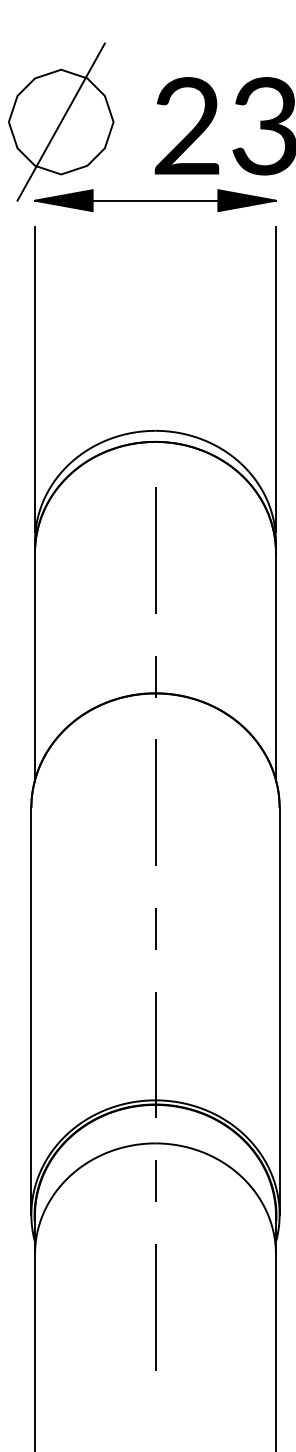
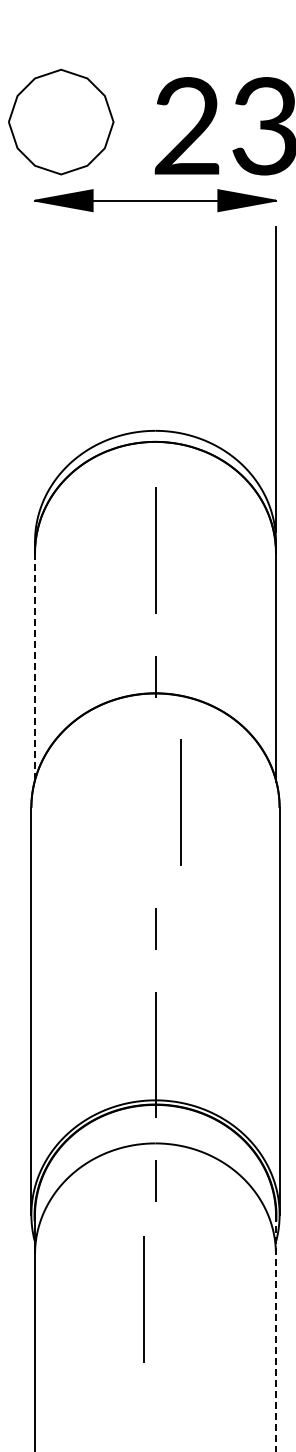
line: present -> none (60, 121)
line: present -> none (35, 378)
line: solid -> dashed (35, 667)
line position: (155, 802) -> (180, 802) (180, 802)
line position: (155, 1307) -> (143, 1299) (143, 1299)
line: solid -> dashed (275, 1333)
